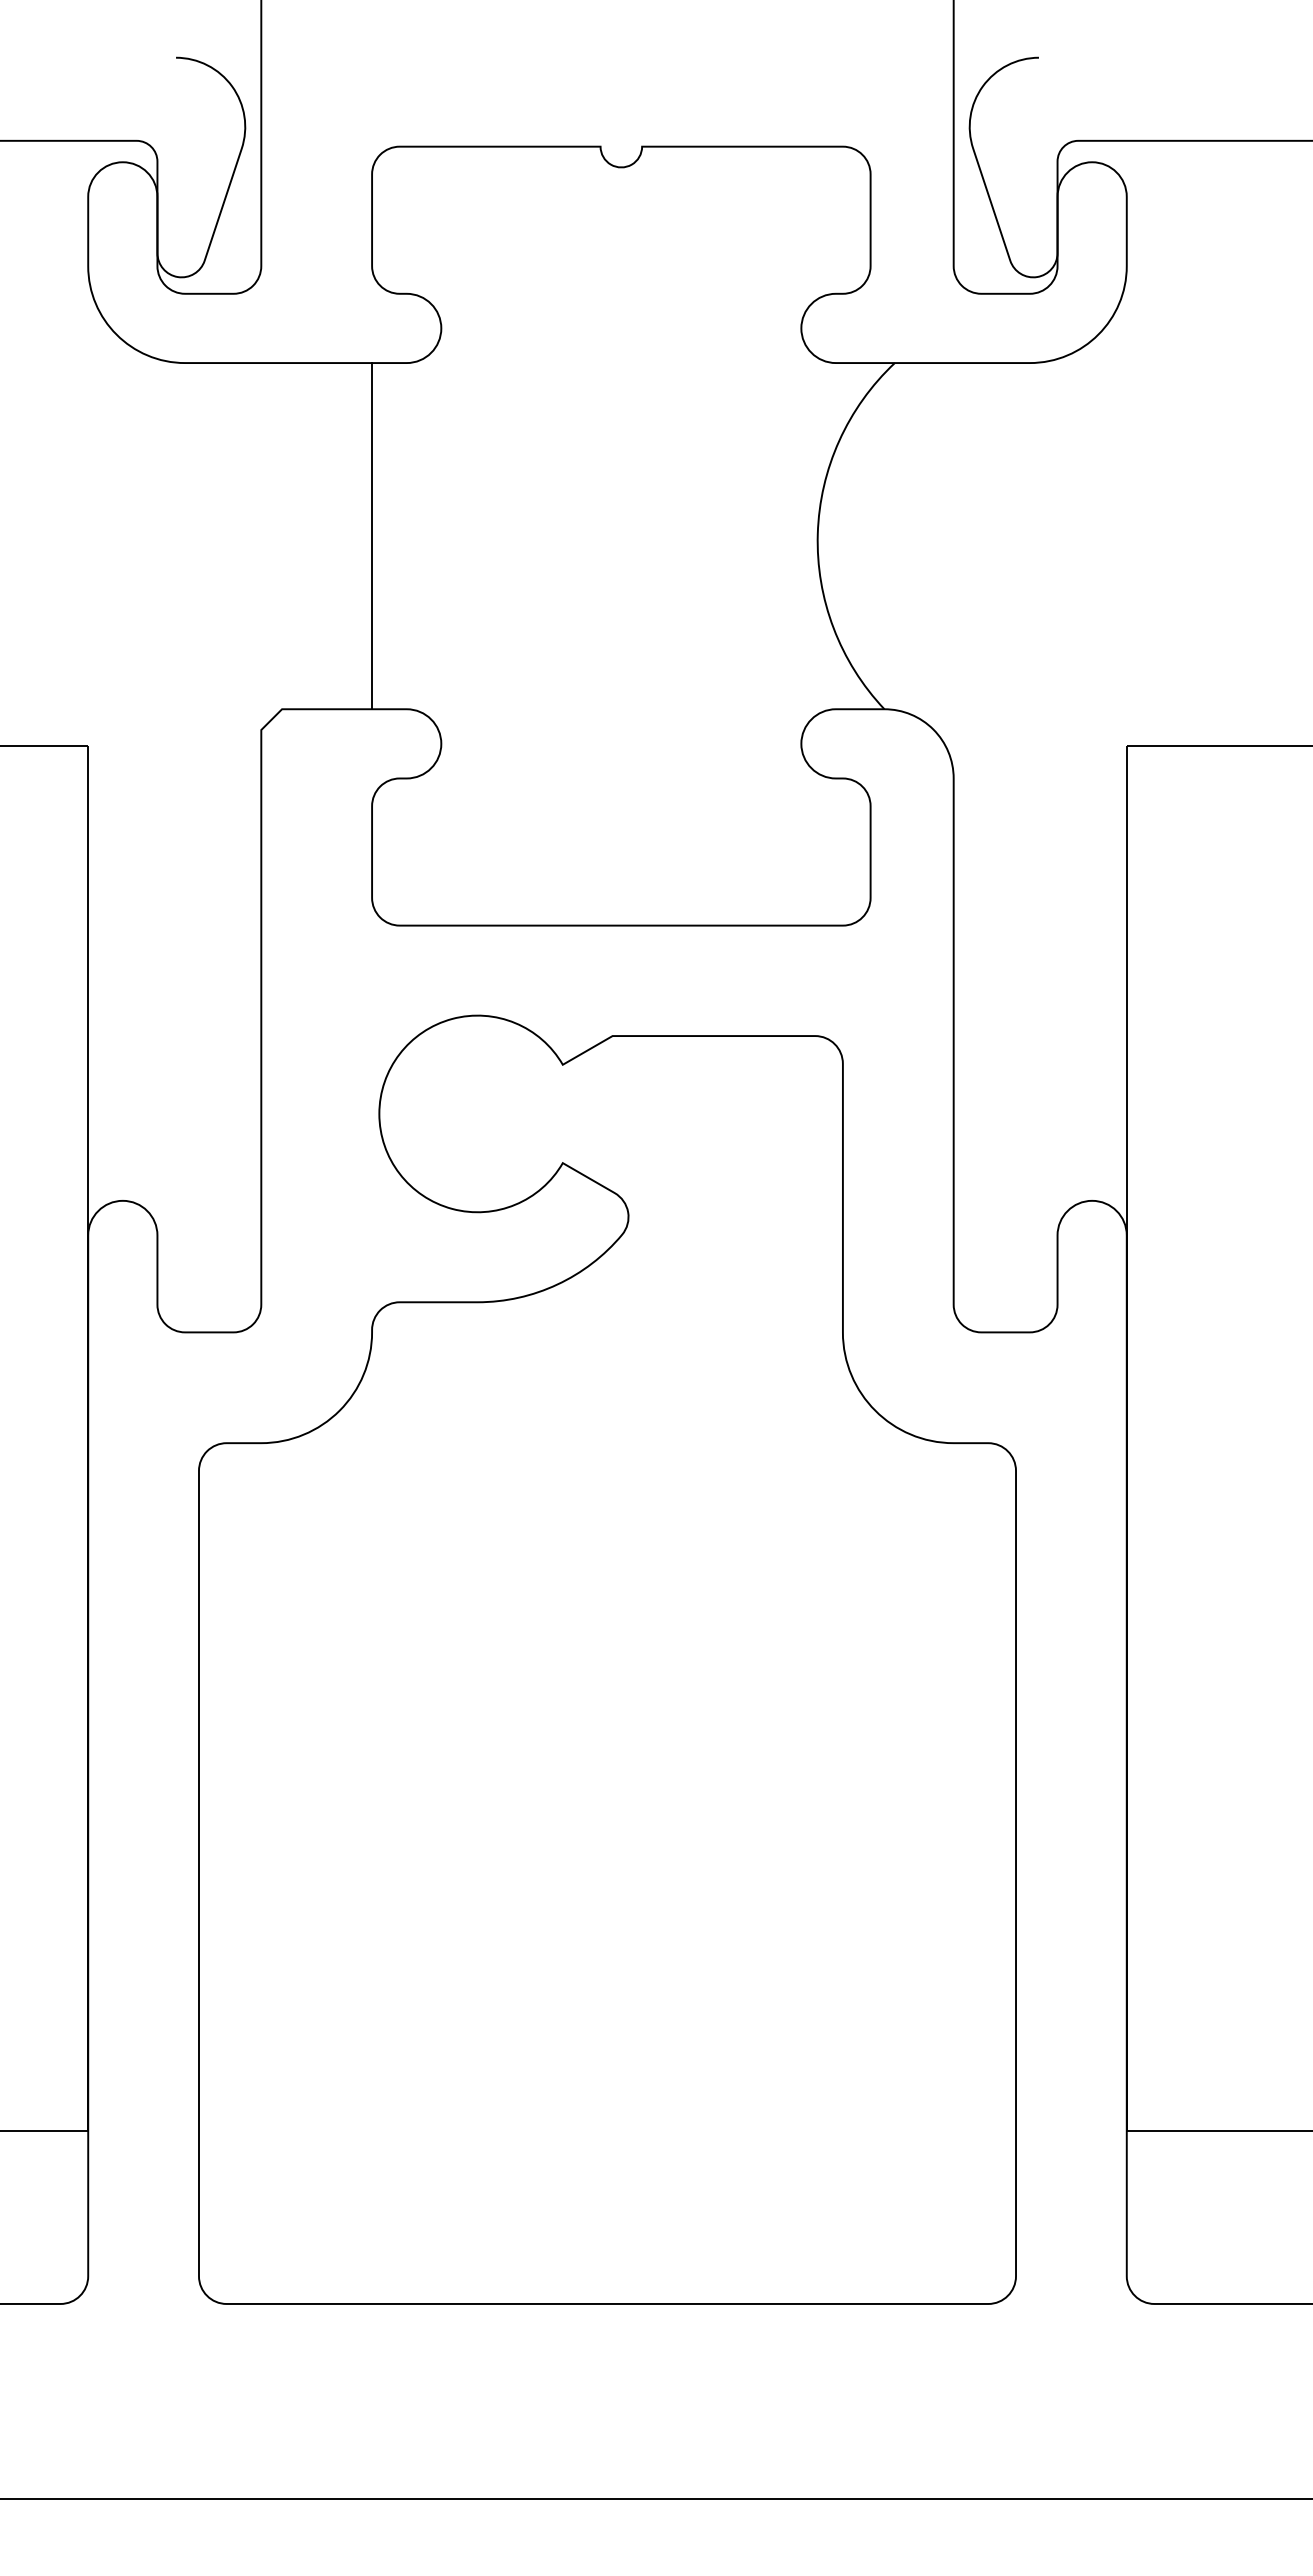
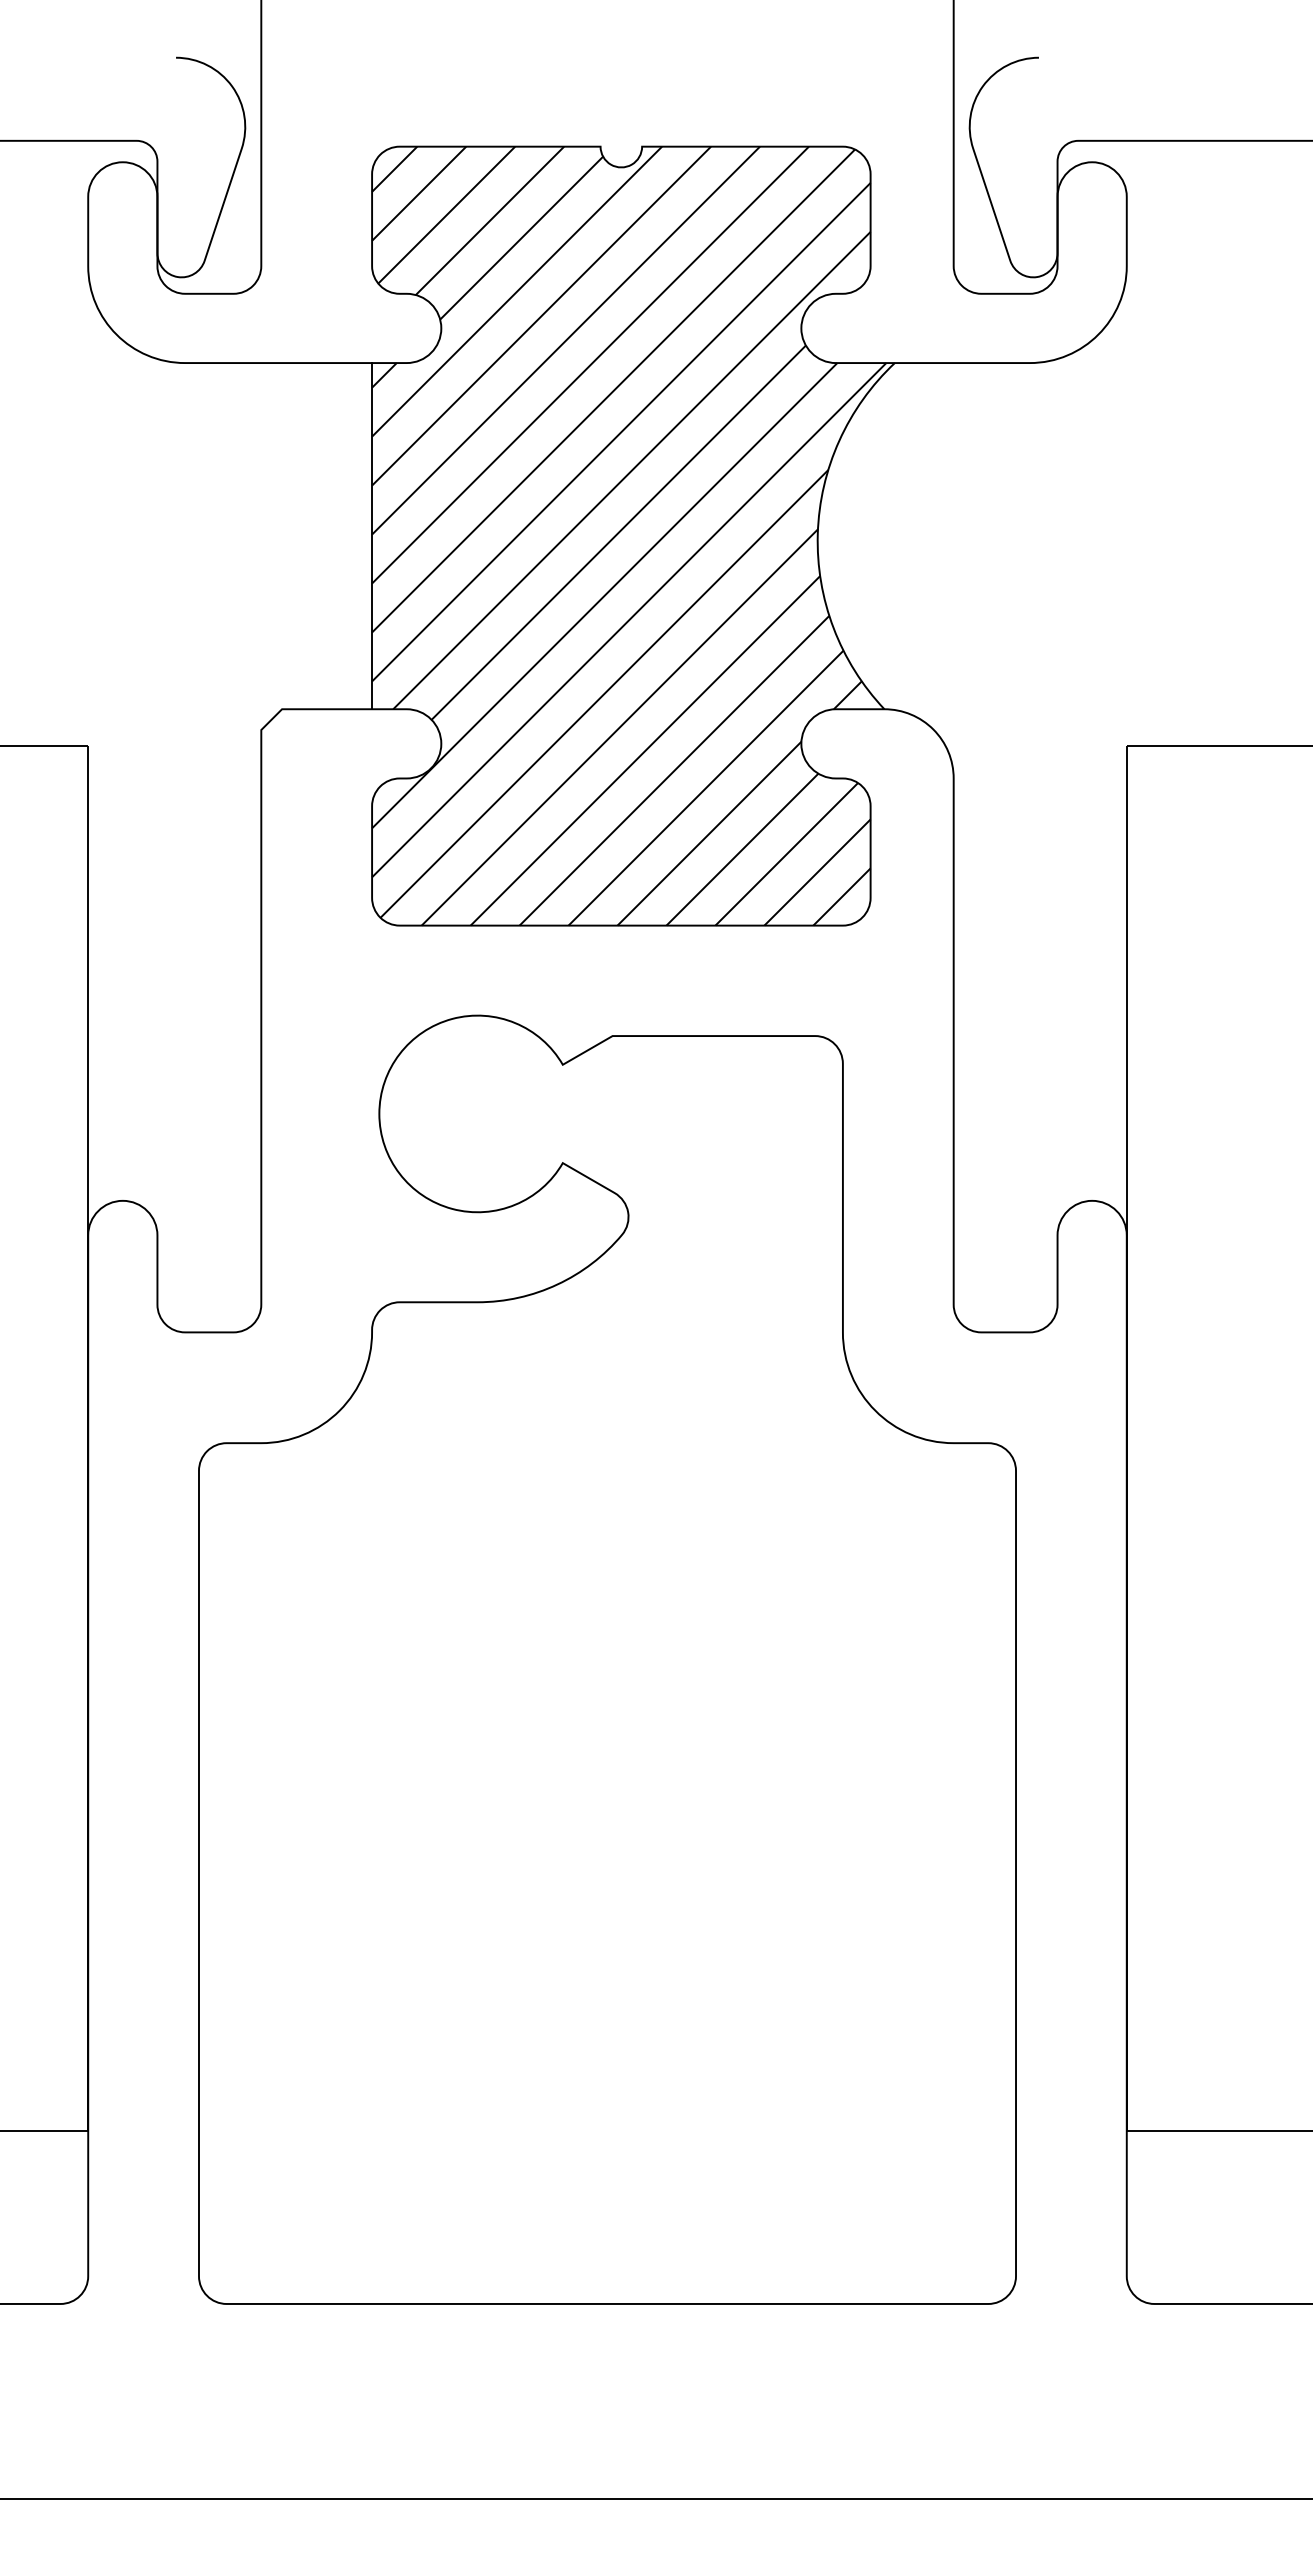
hatch: none -> present (629, 535)
